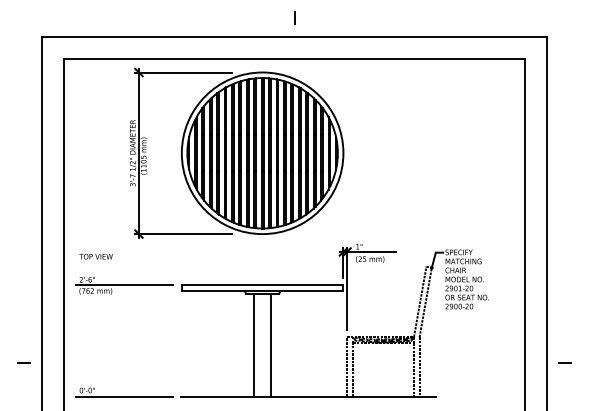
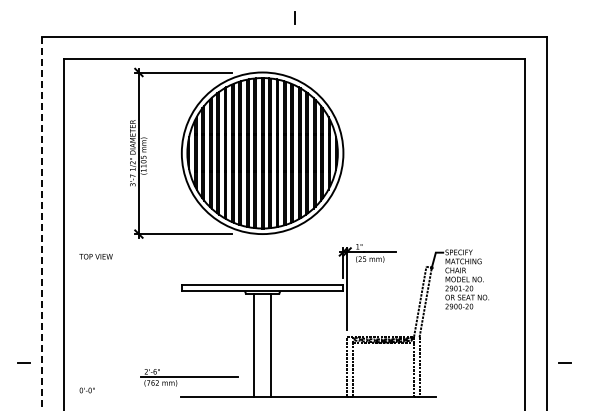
line: solid -> dashed (41, 223)
part position: (124, 285) -> (189, 377) (189, 377)
line: present -> none (124, 396)
